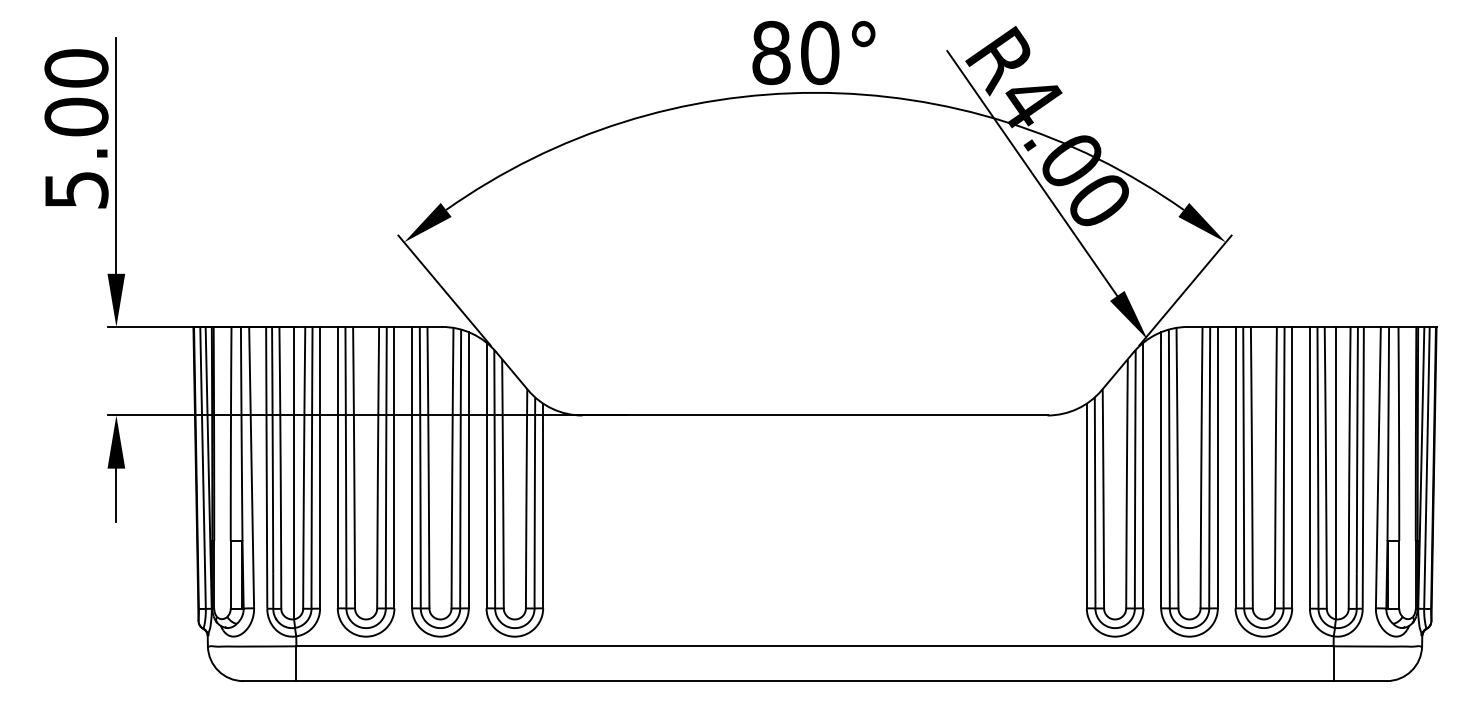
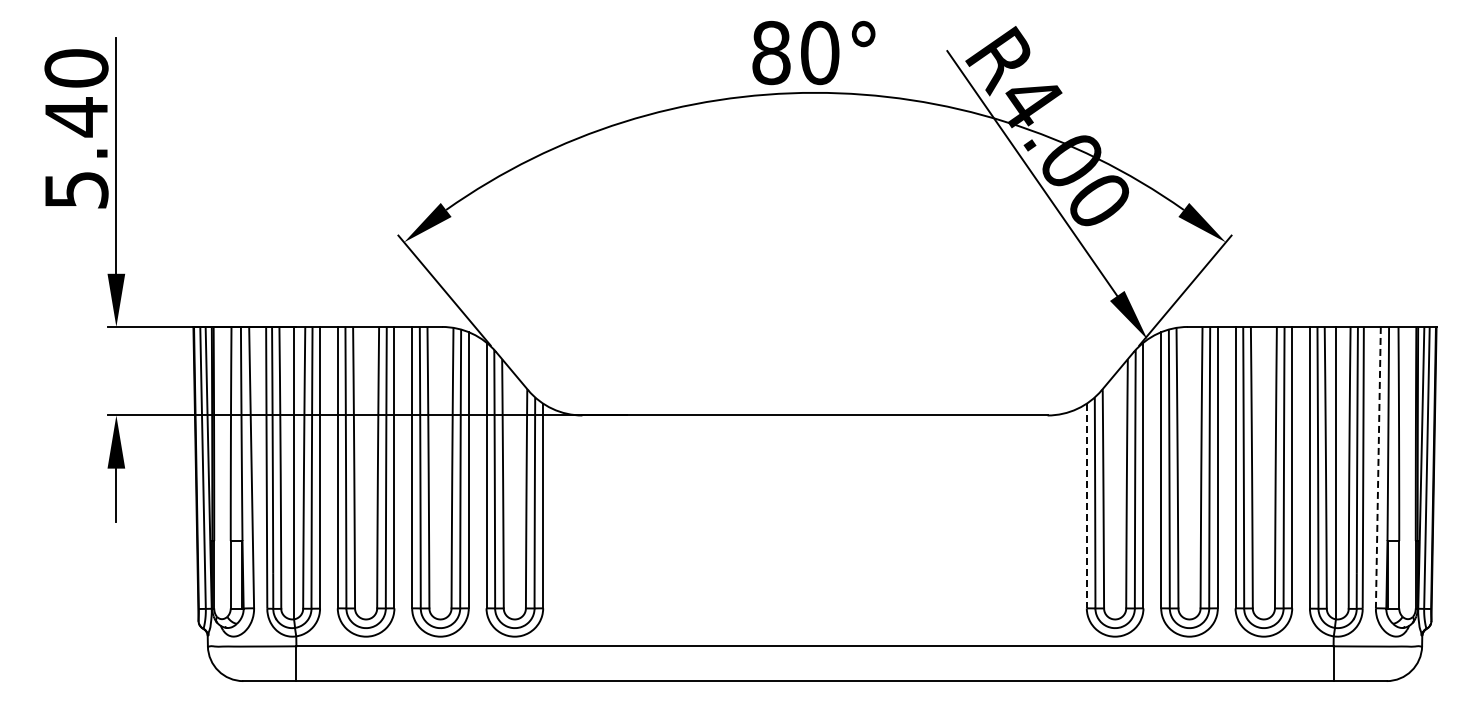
text: 5.00 -> 5.40 (76, 117)
line: solid -> dashed (1378, 467)
line: solid -> dashed (1086, 506)
